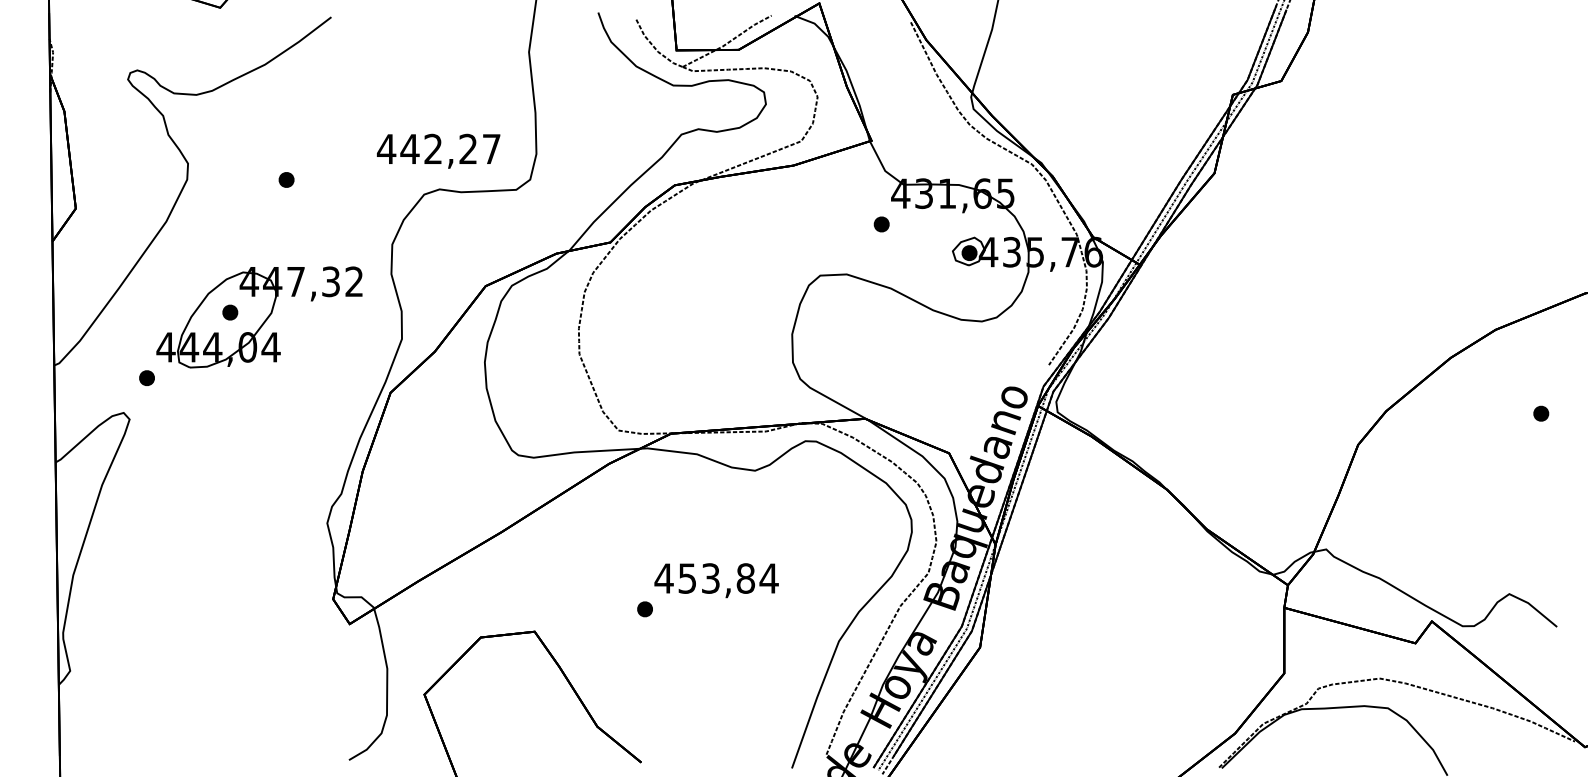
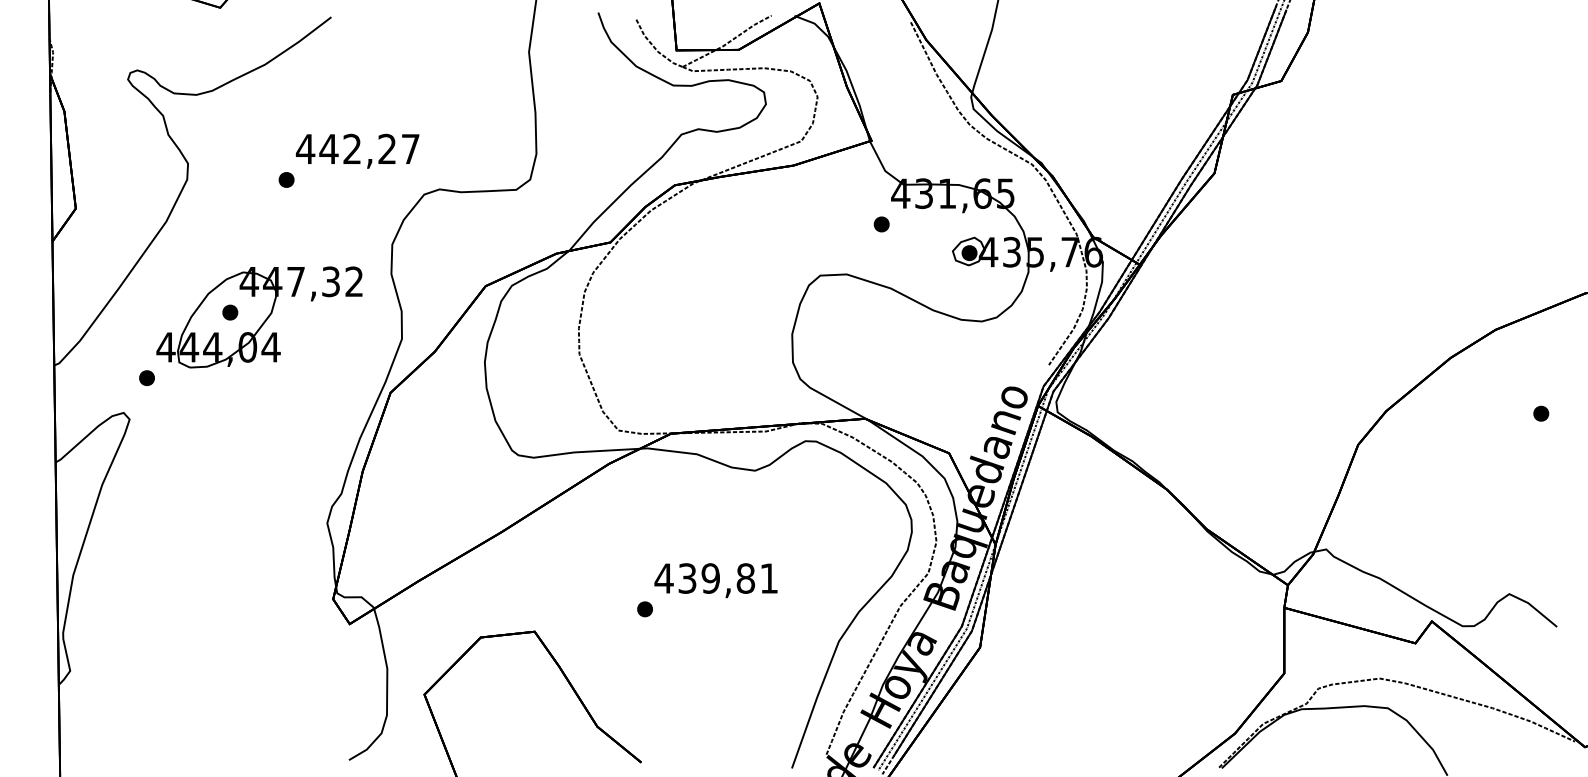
text position: (438, 150) -> (357, 150) (357, 150)
text: 453,84 -> 439,81 (728, 578)
